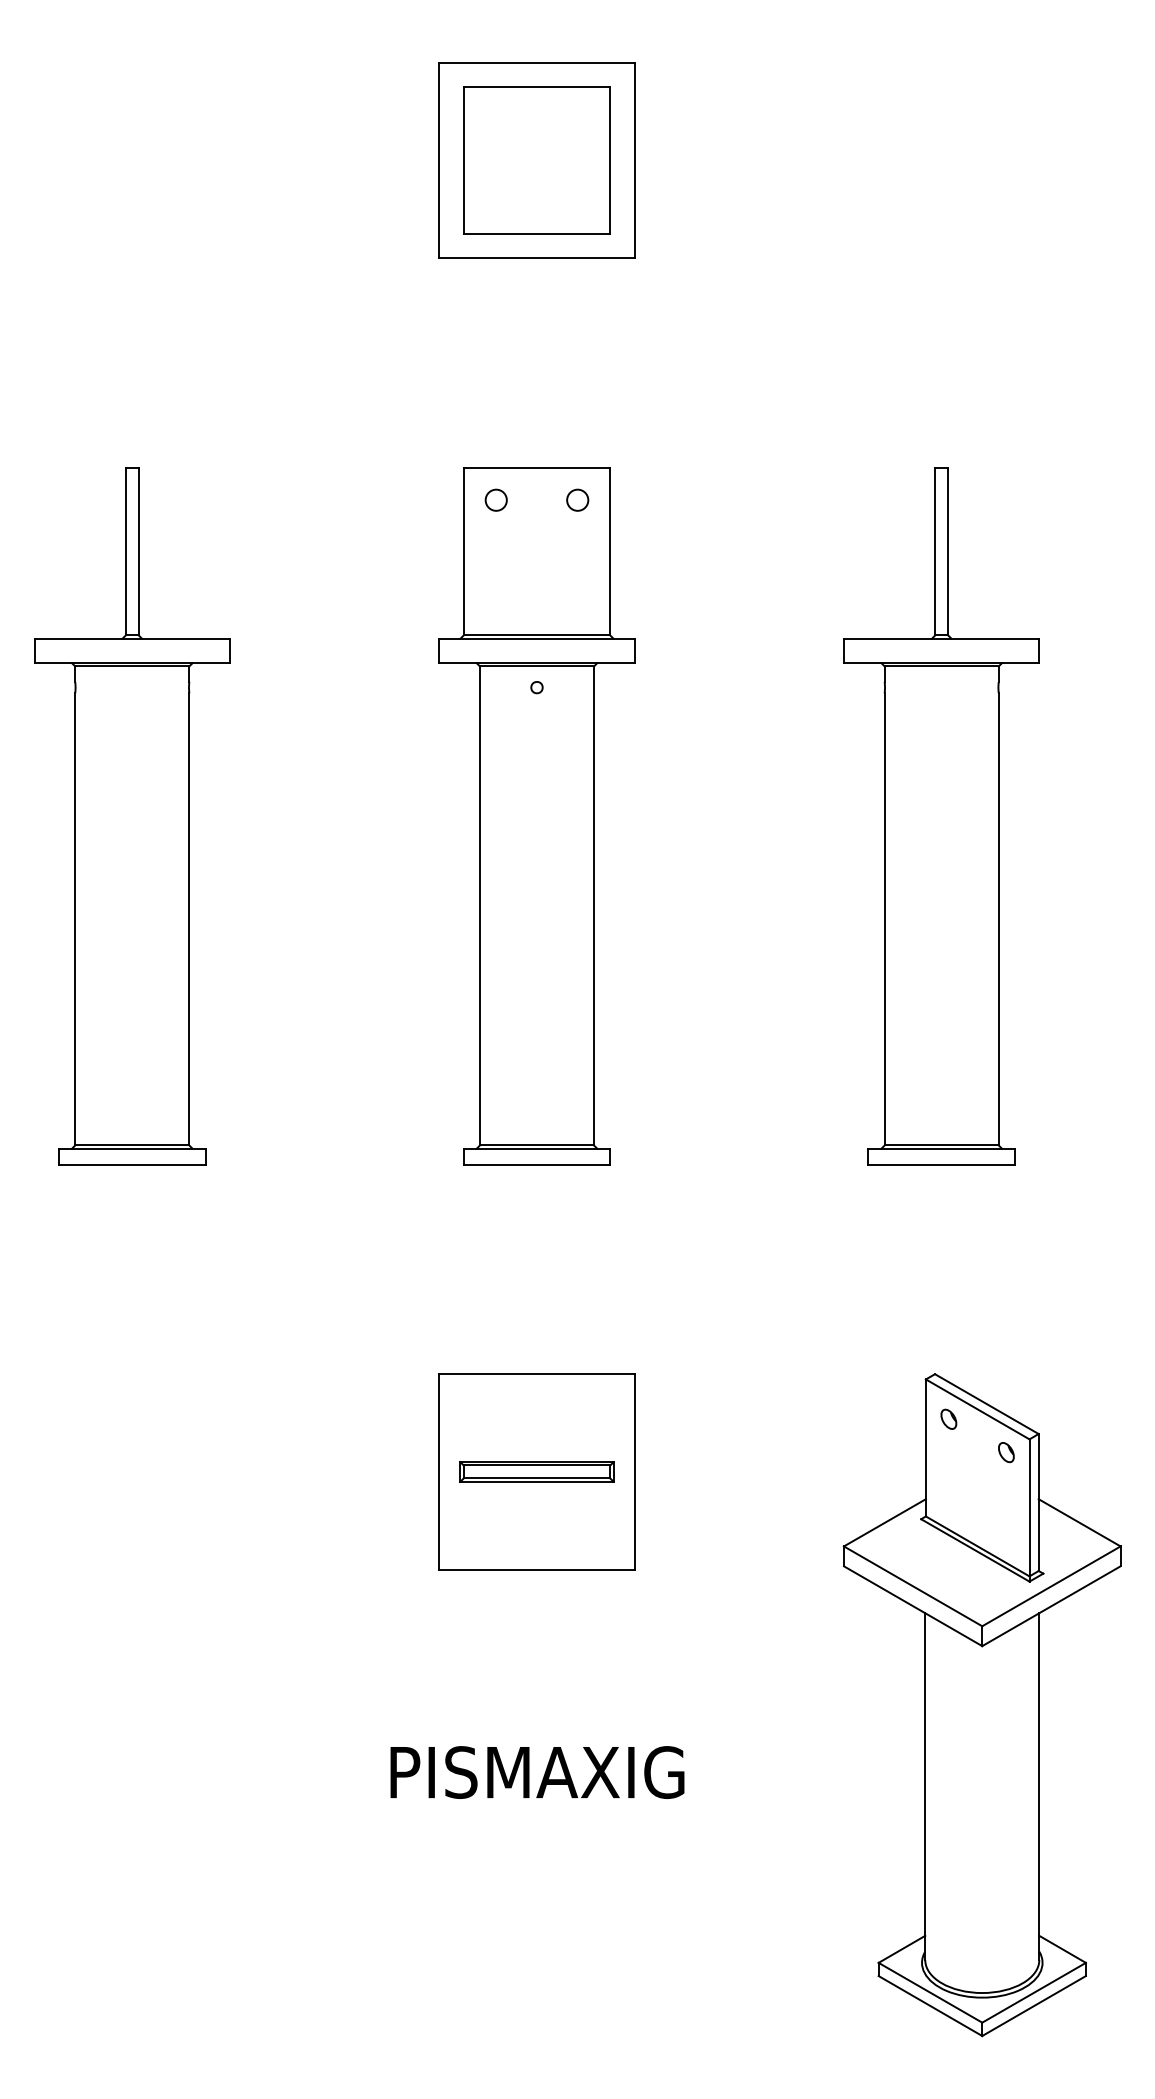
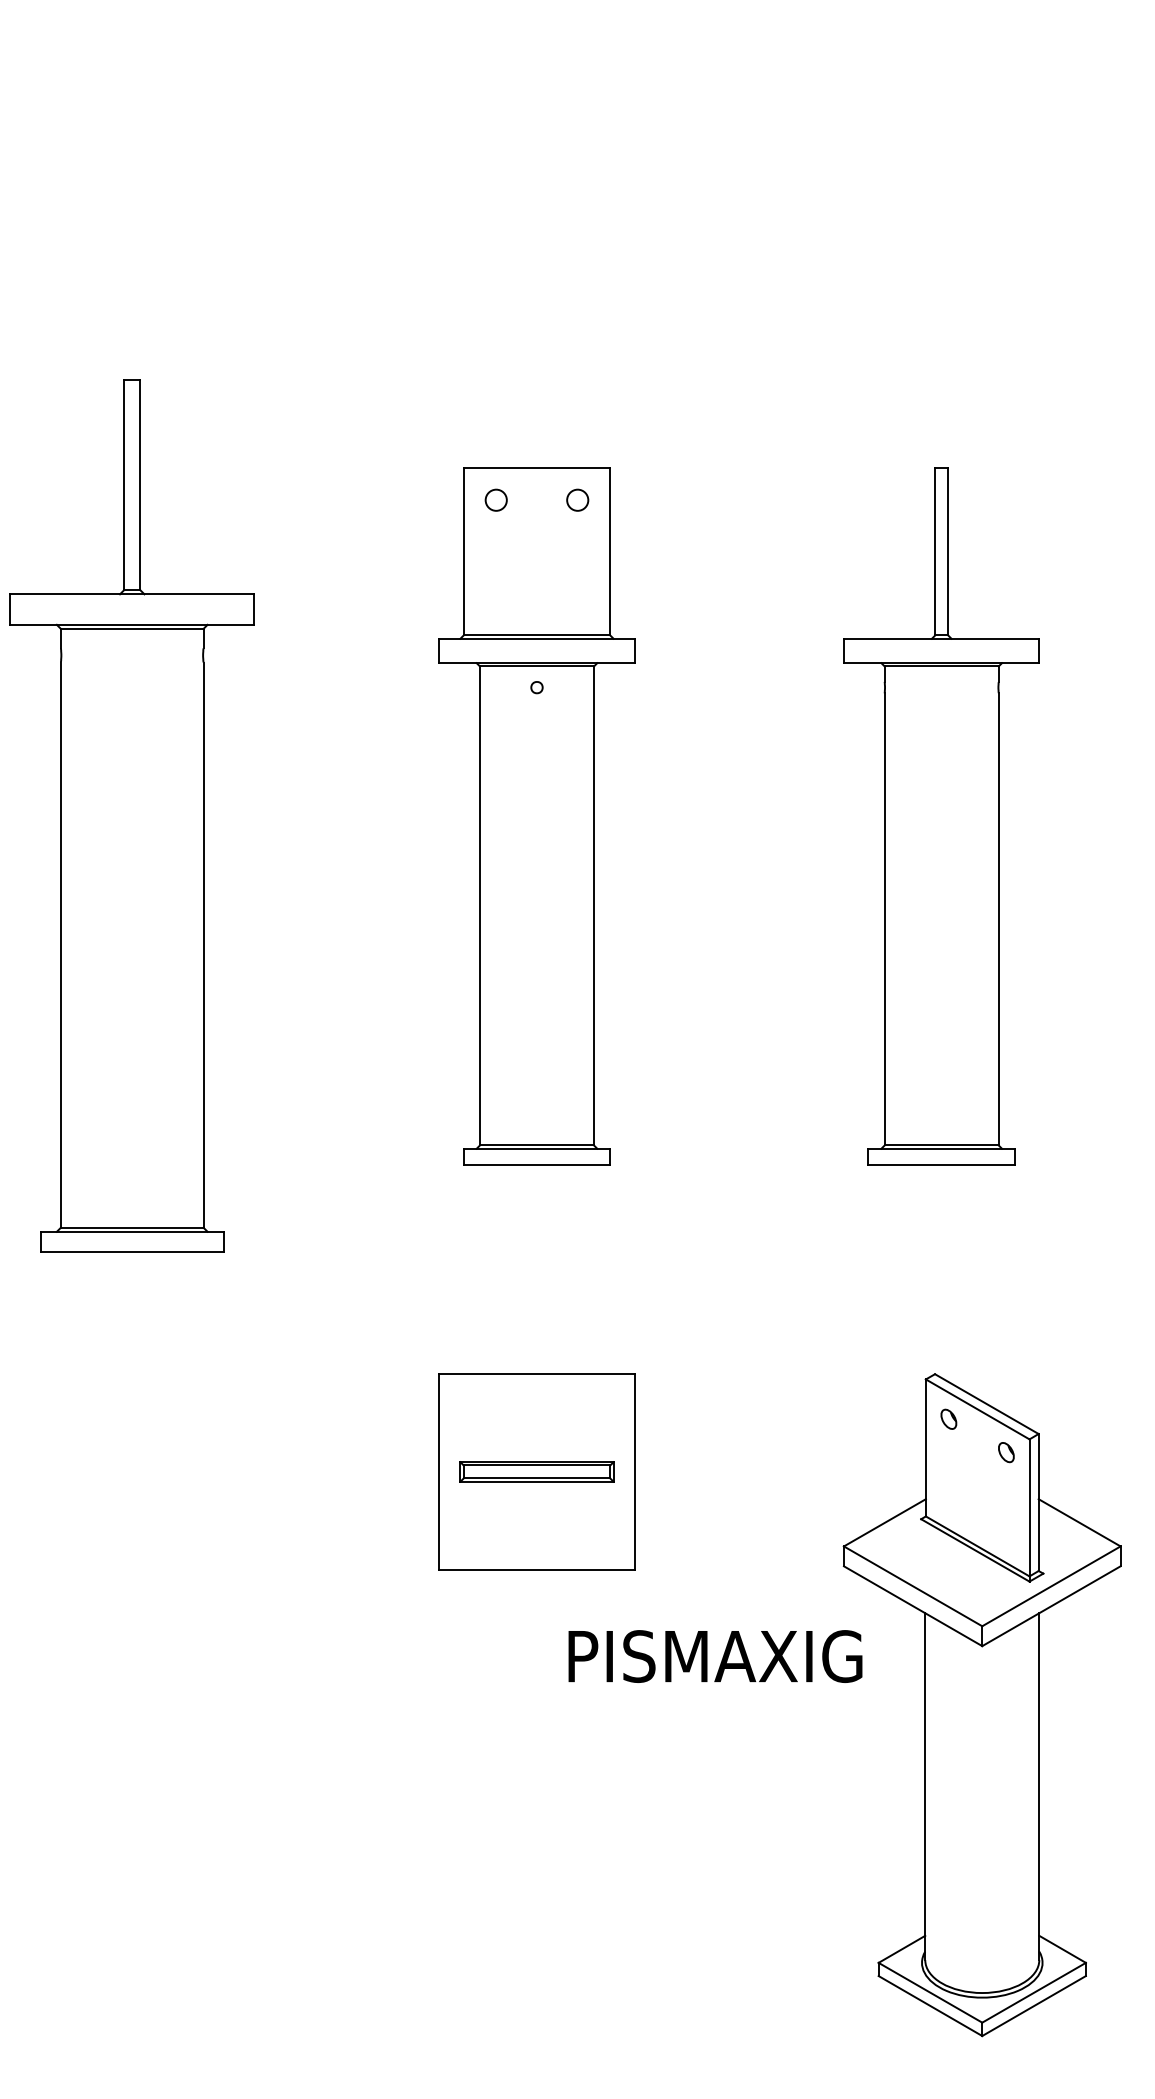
part: present -> none (536, 160)
part size: 197x699 px -> 246x874 px (131, 815)
text position: (537, 1772) -> (715, 1656) (715, 1656)
